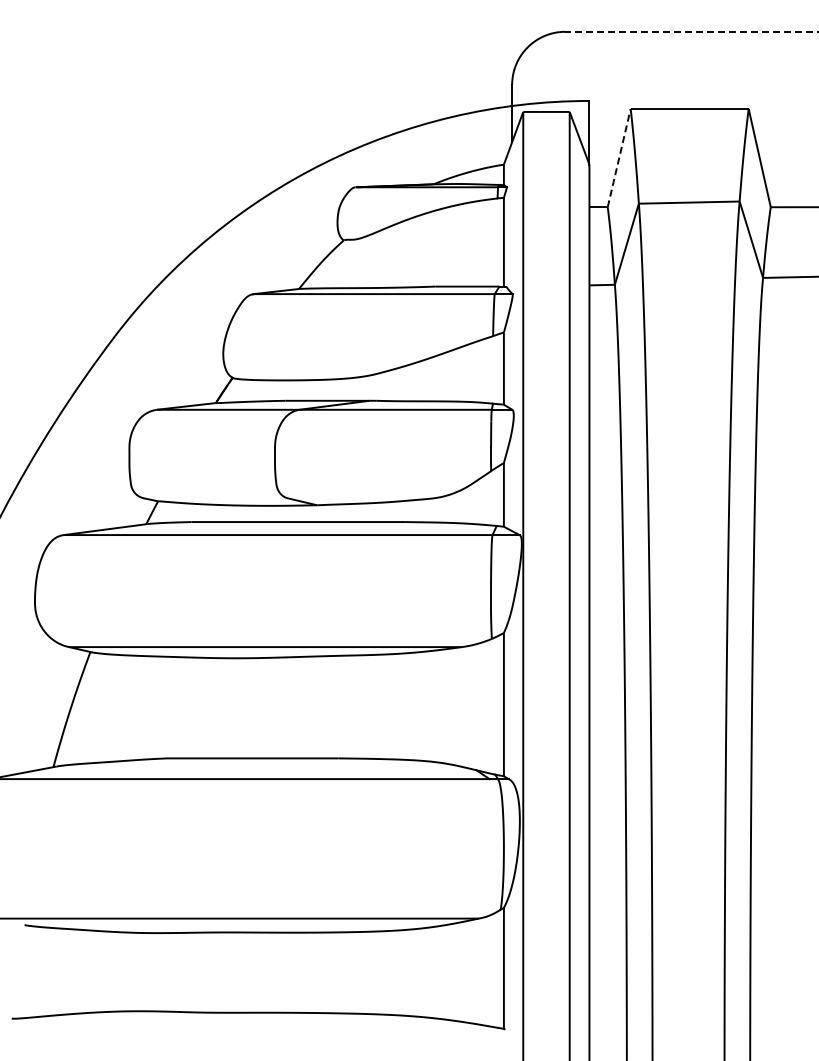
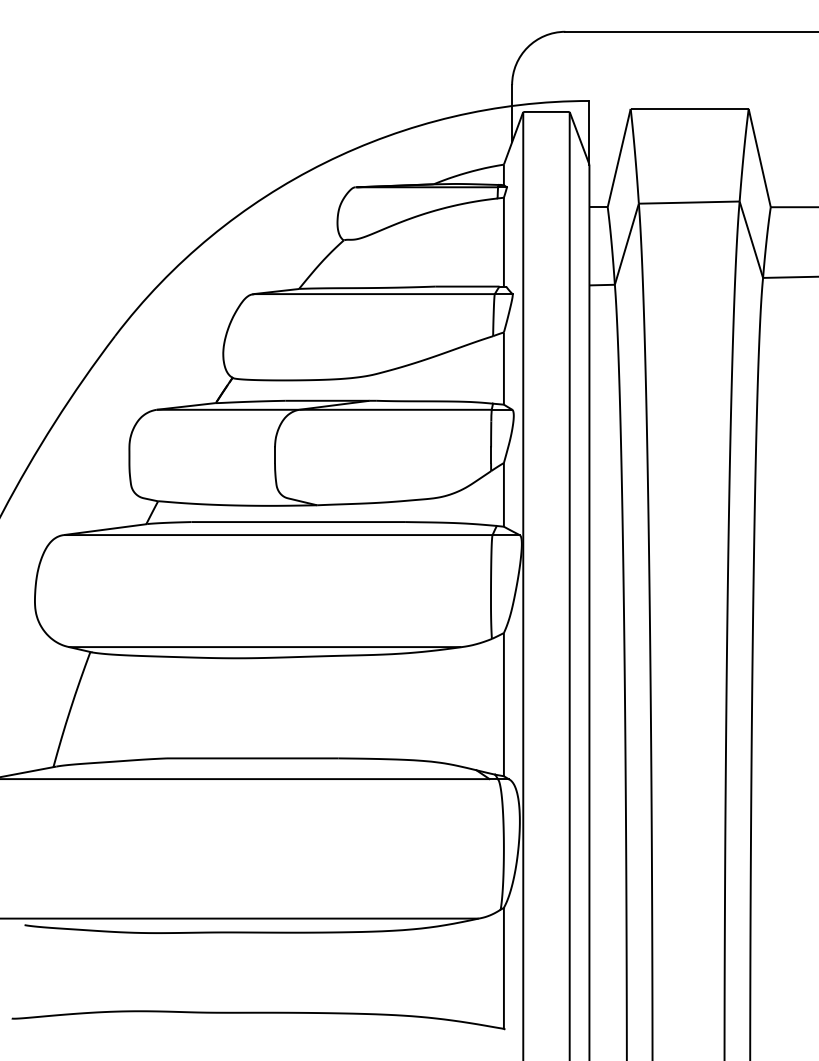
line: dashed -> solid (691, 31)
line: dashed -> solid (619, 158)
